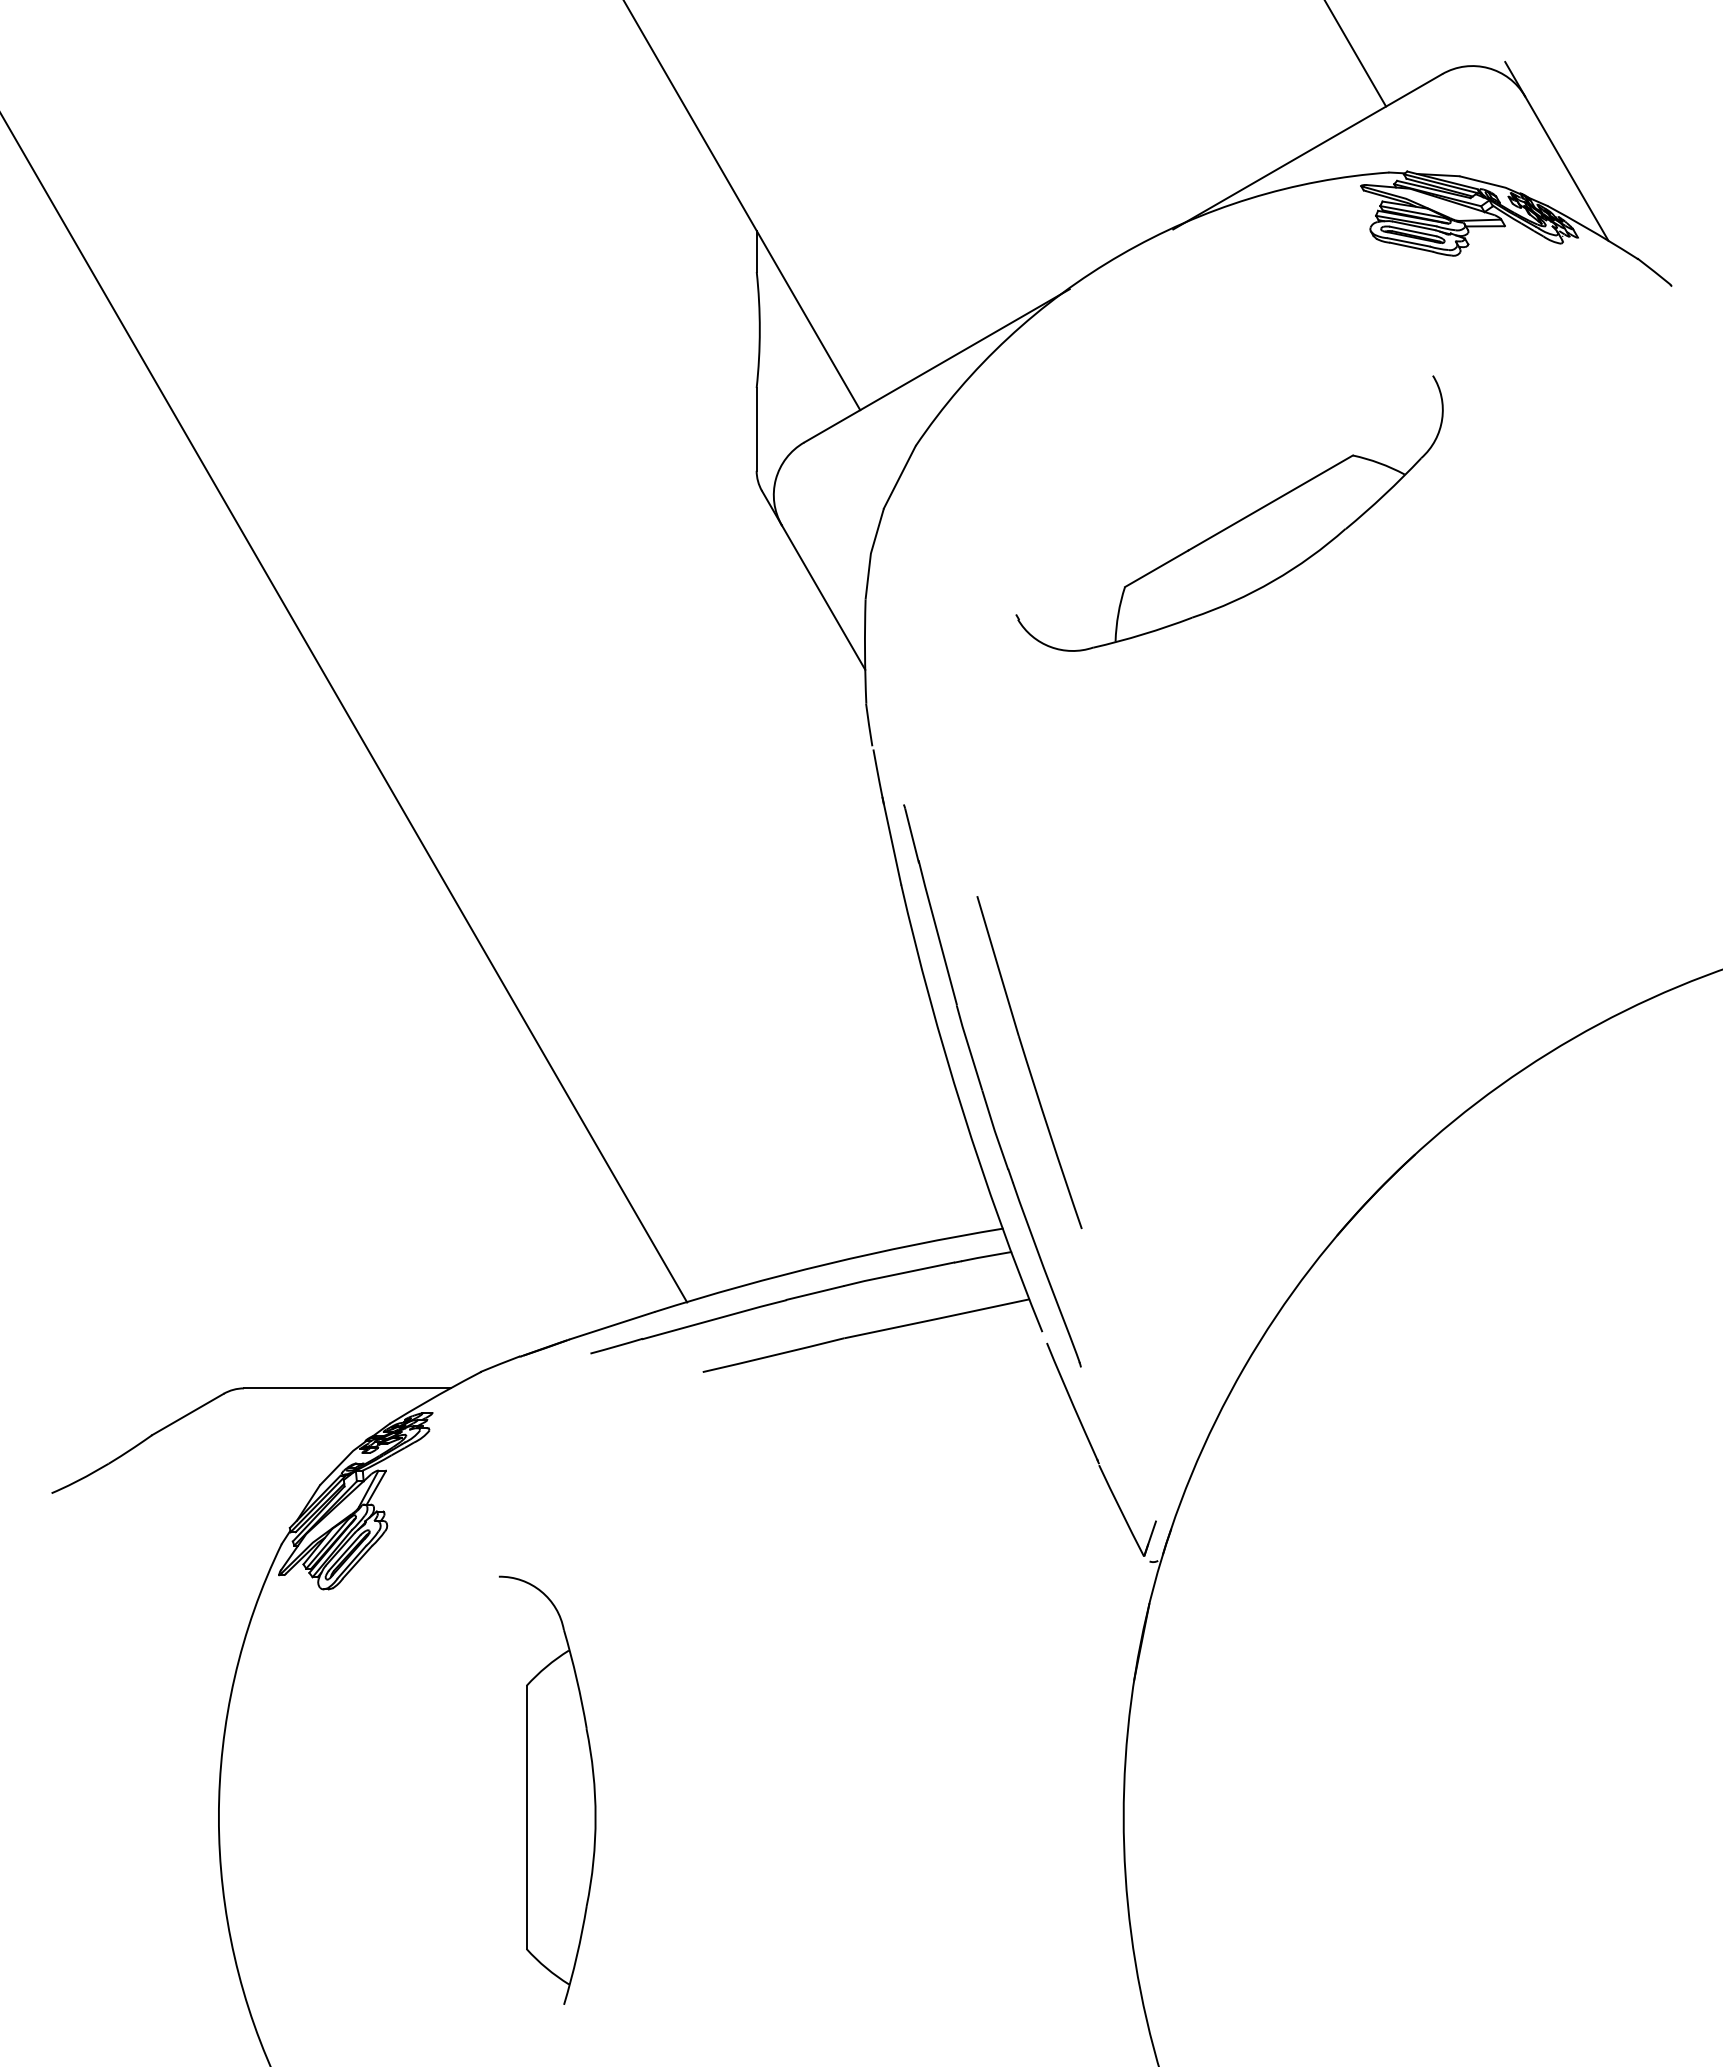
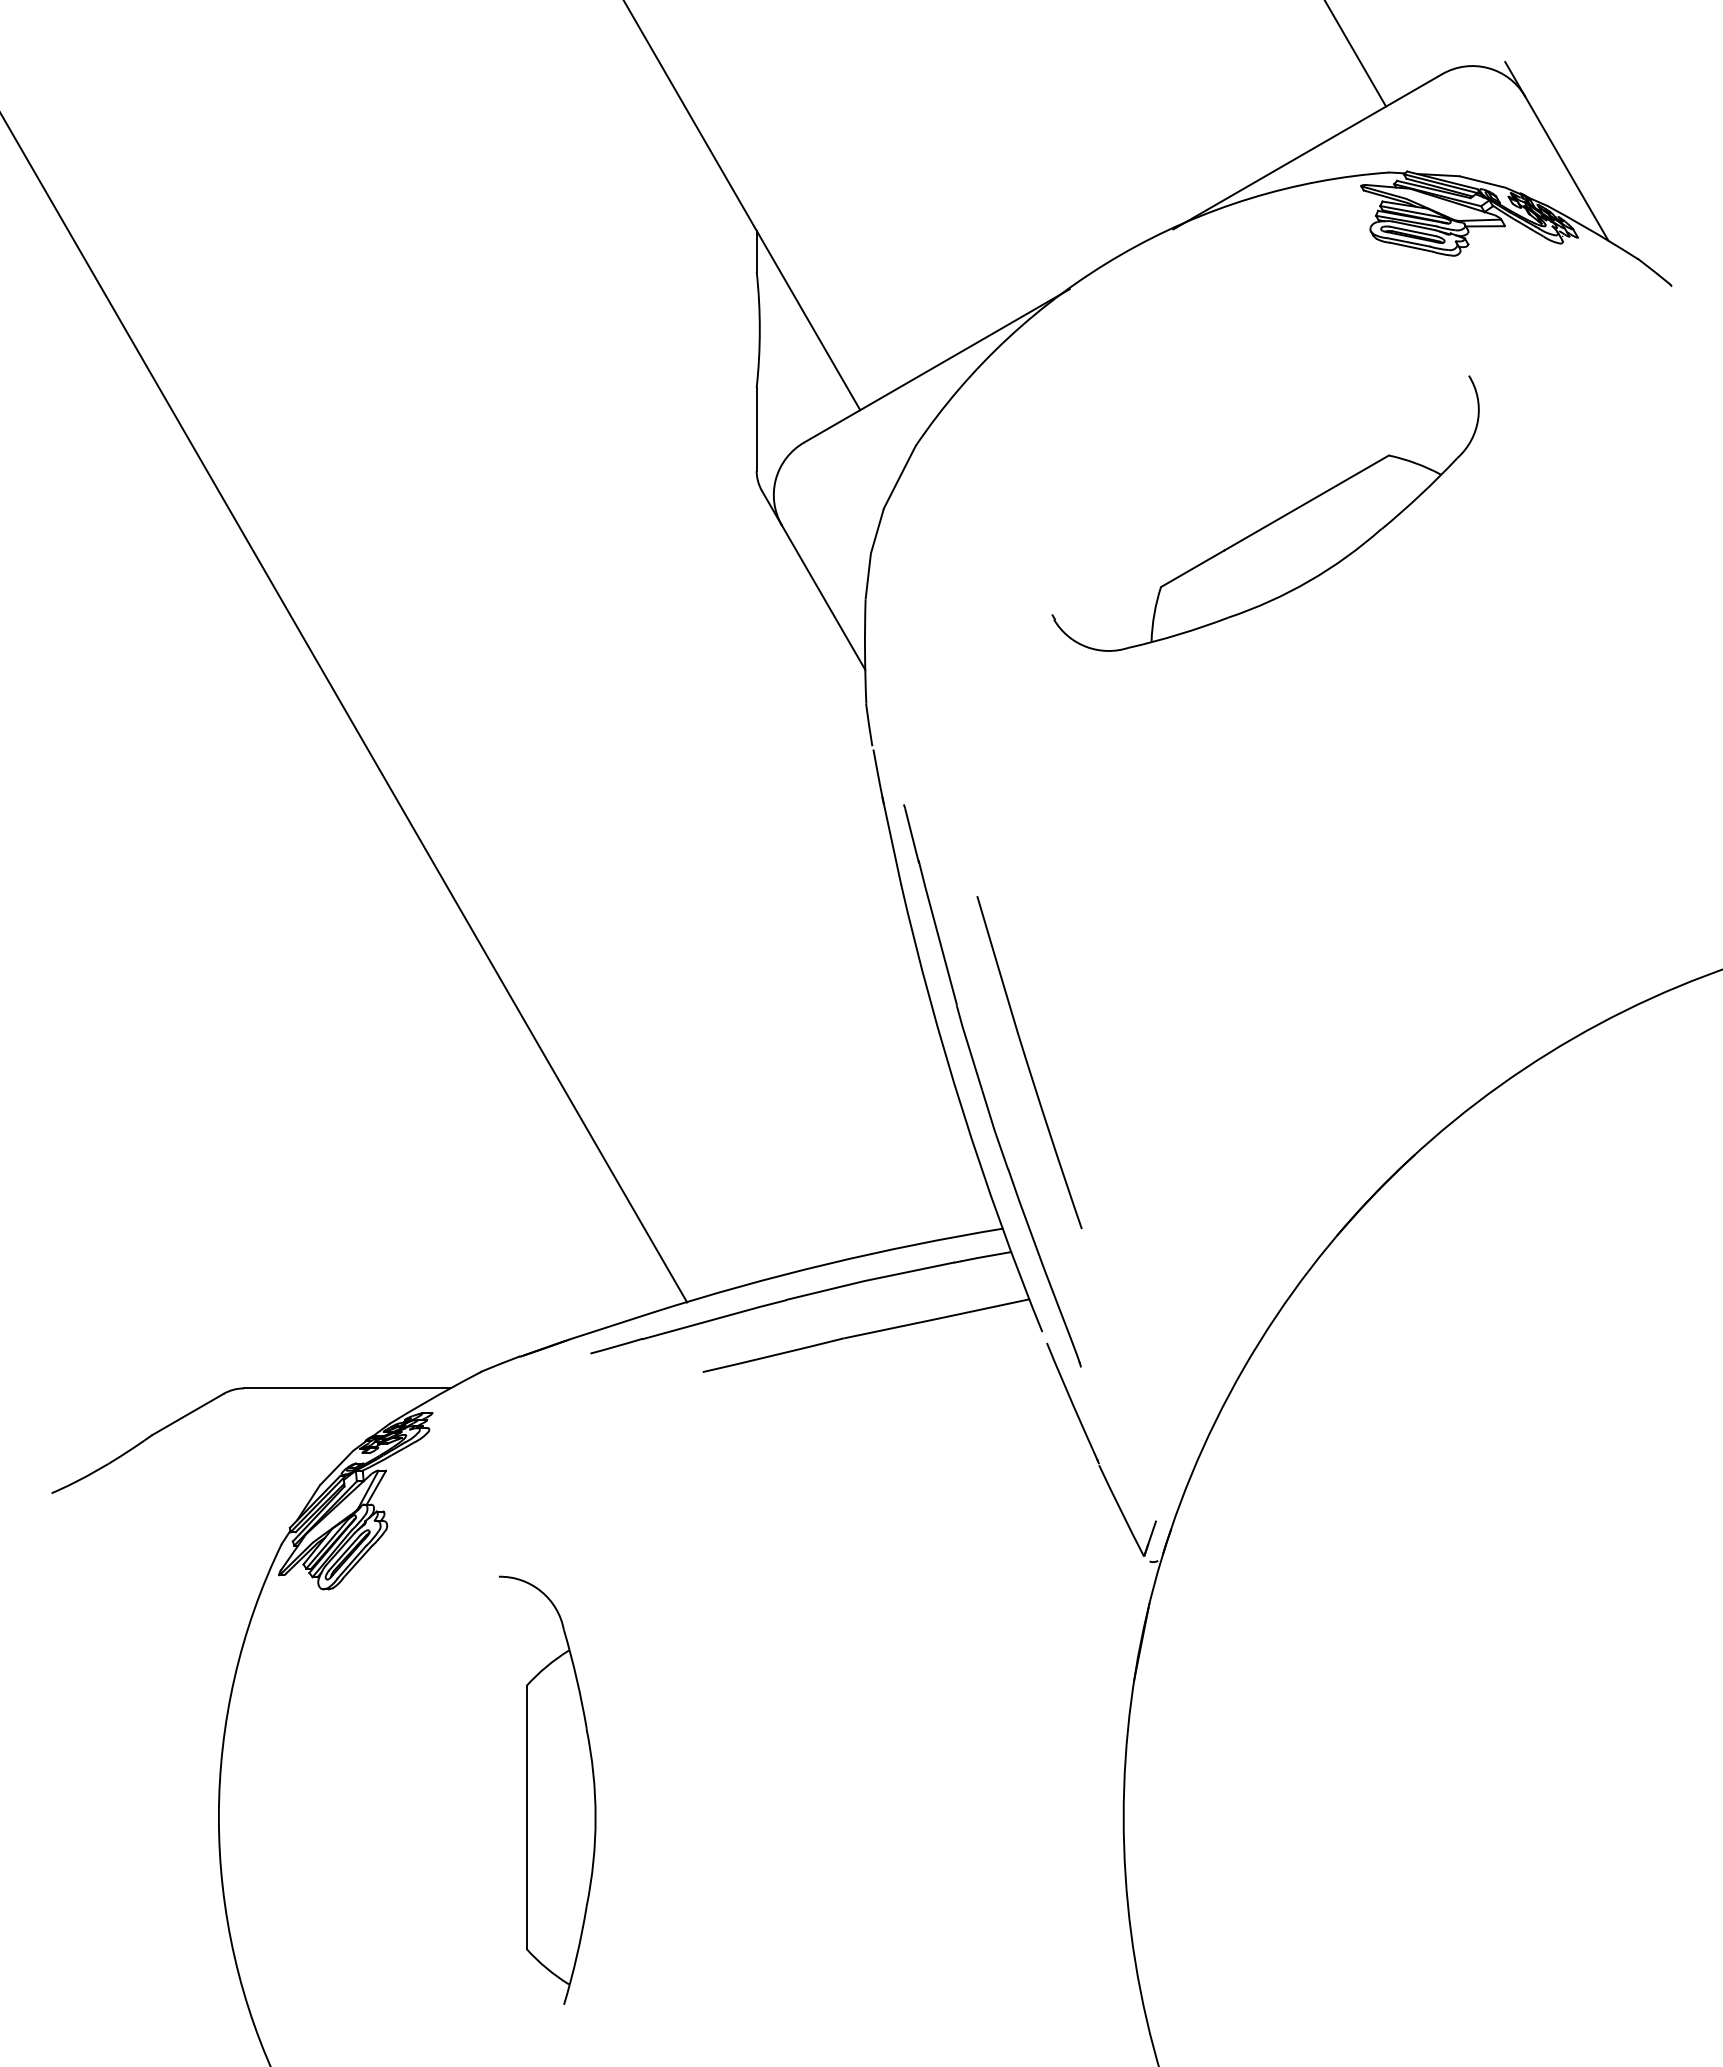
part position: (1234, 522) -> (1270, 522) (1270, 522)
